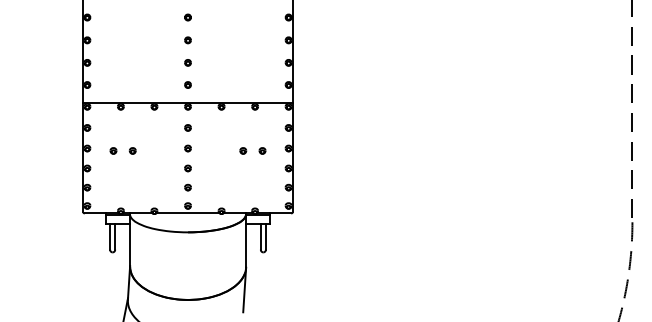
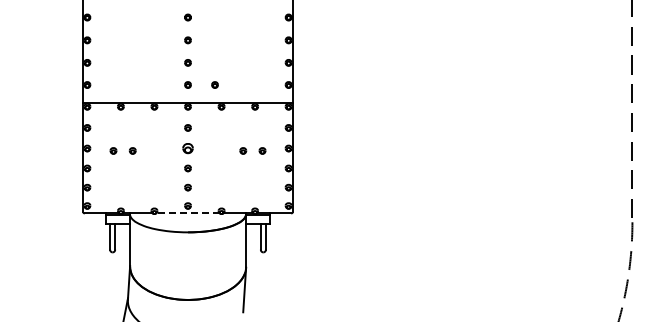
part: none -> present (214, 84)
part size: 8x9 px -> 12x12 px (187, 148)
line: solid -> dashed (188, 213)
